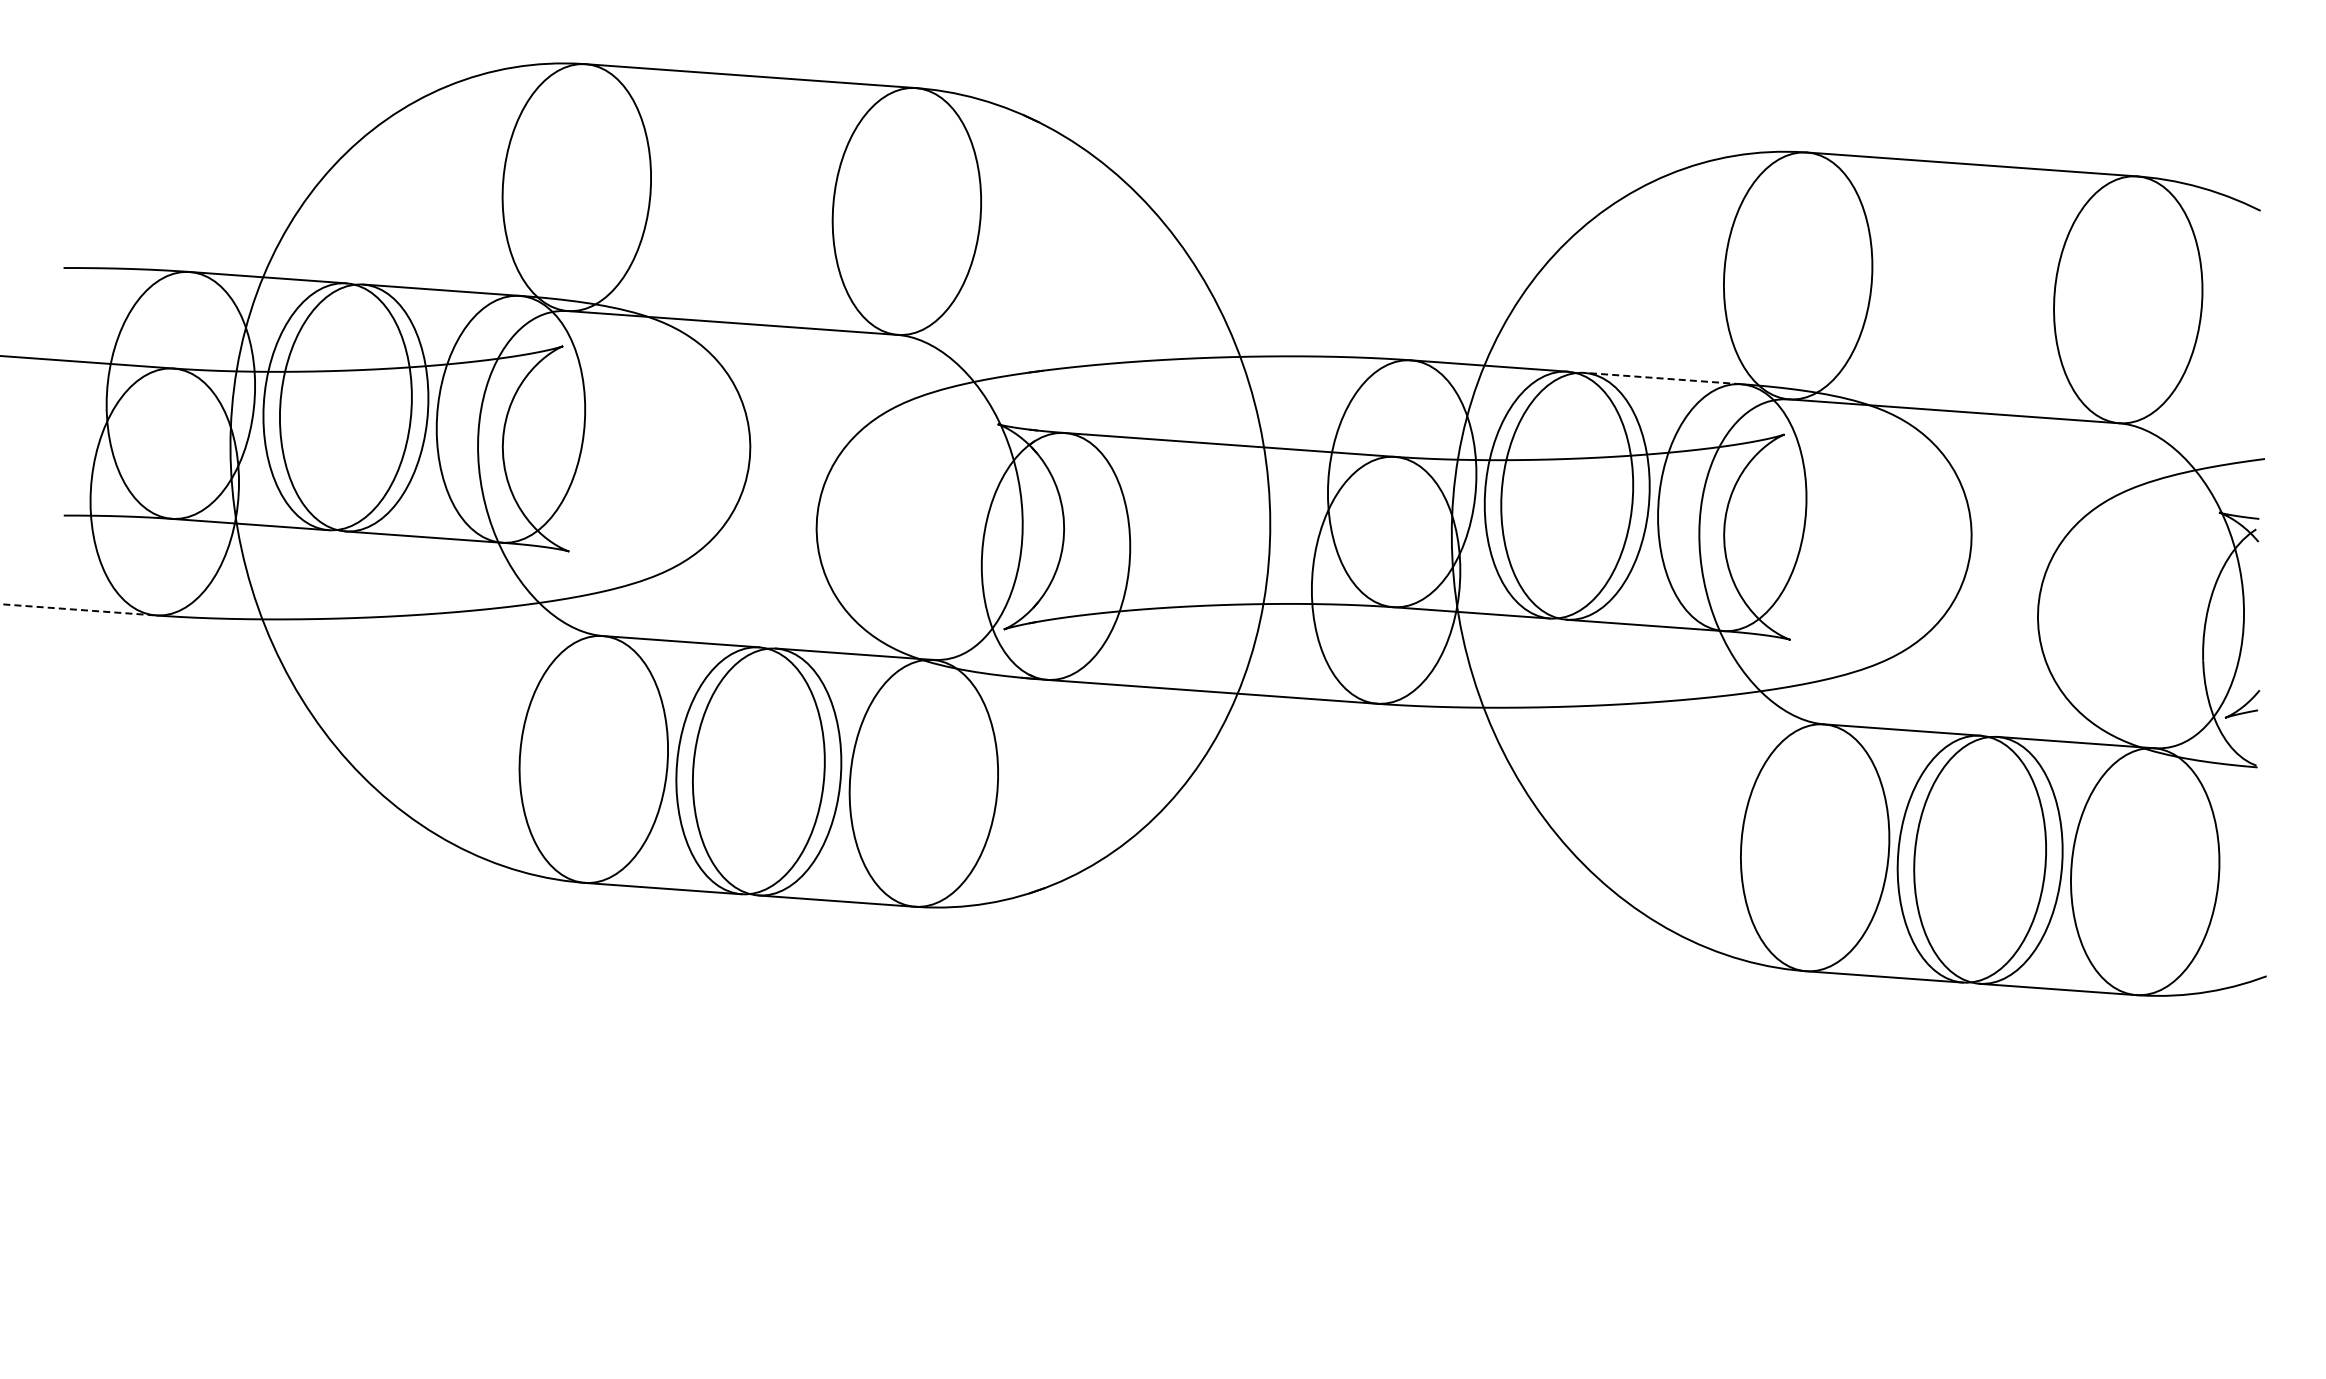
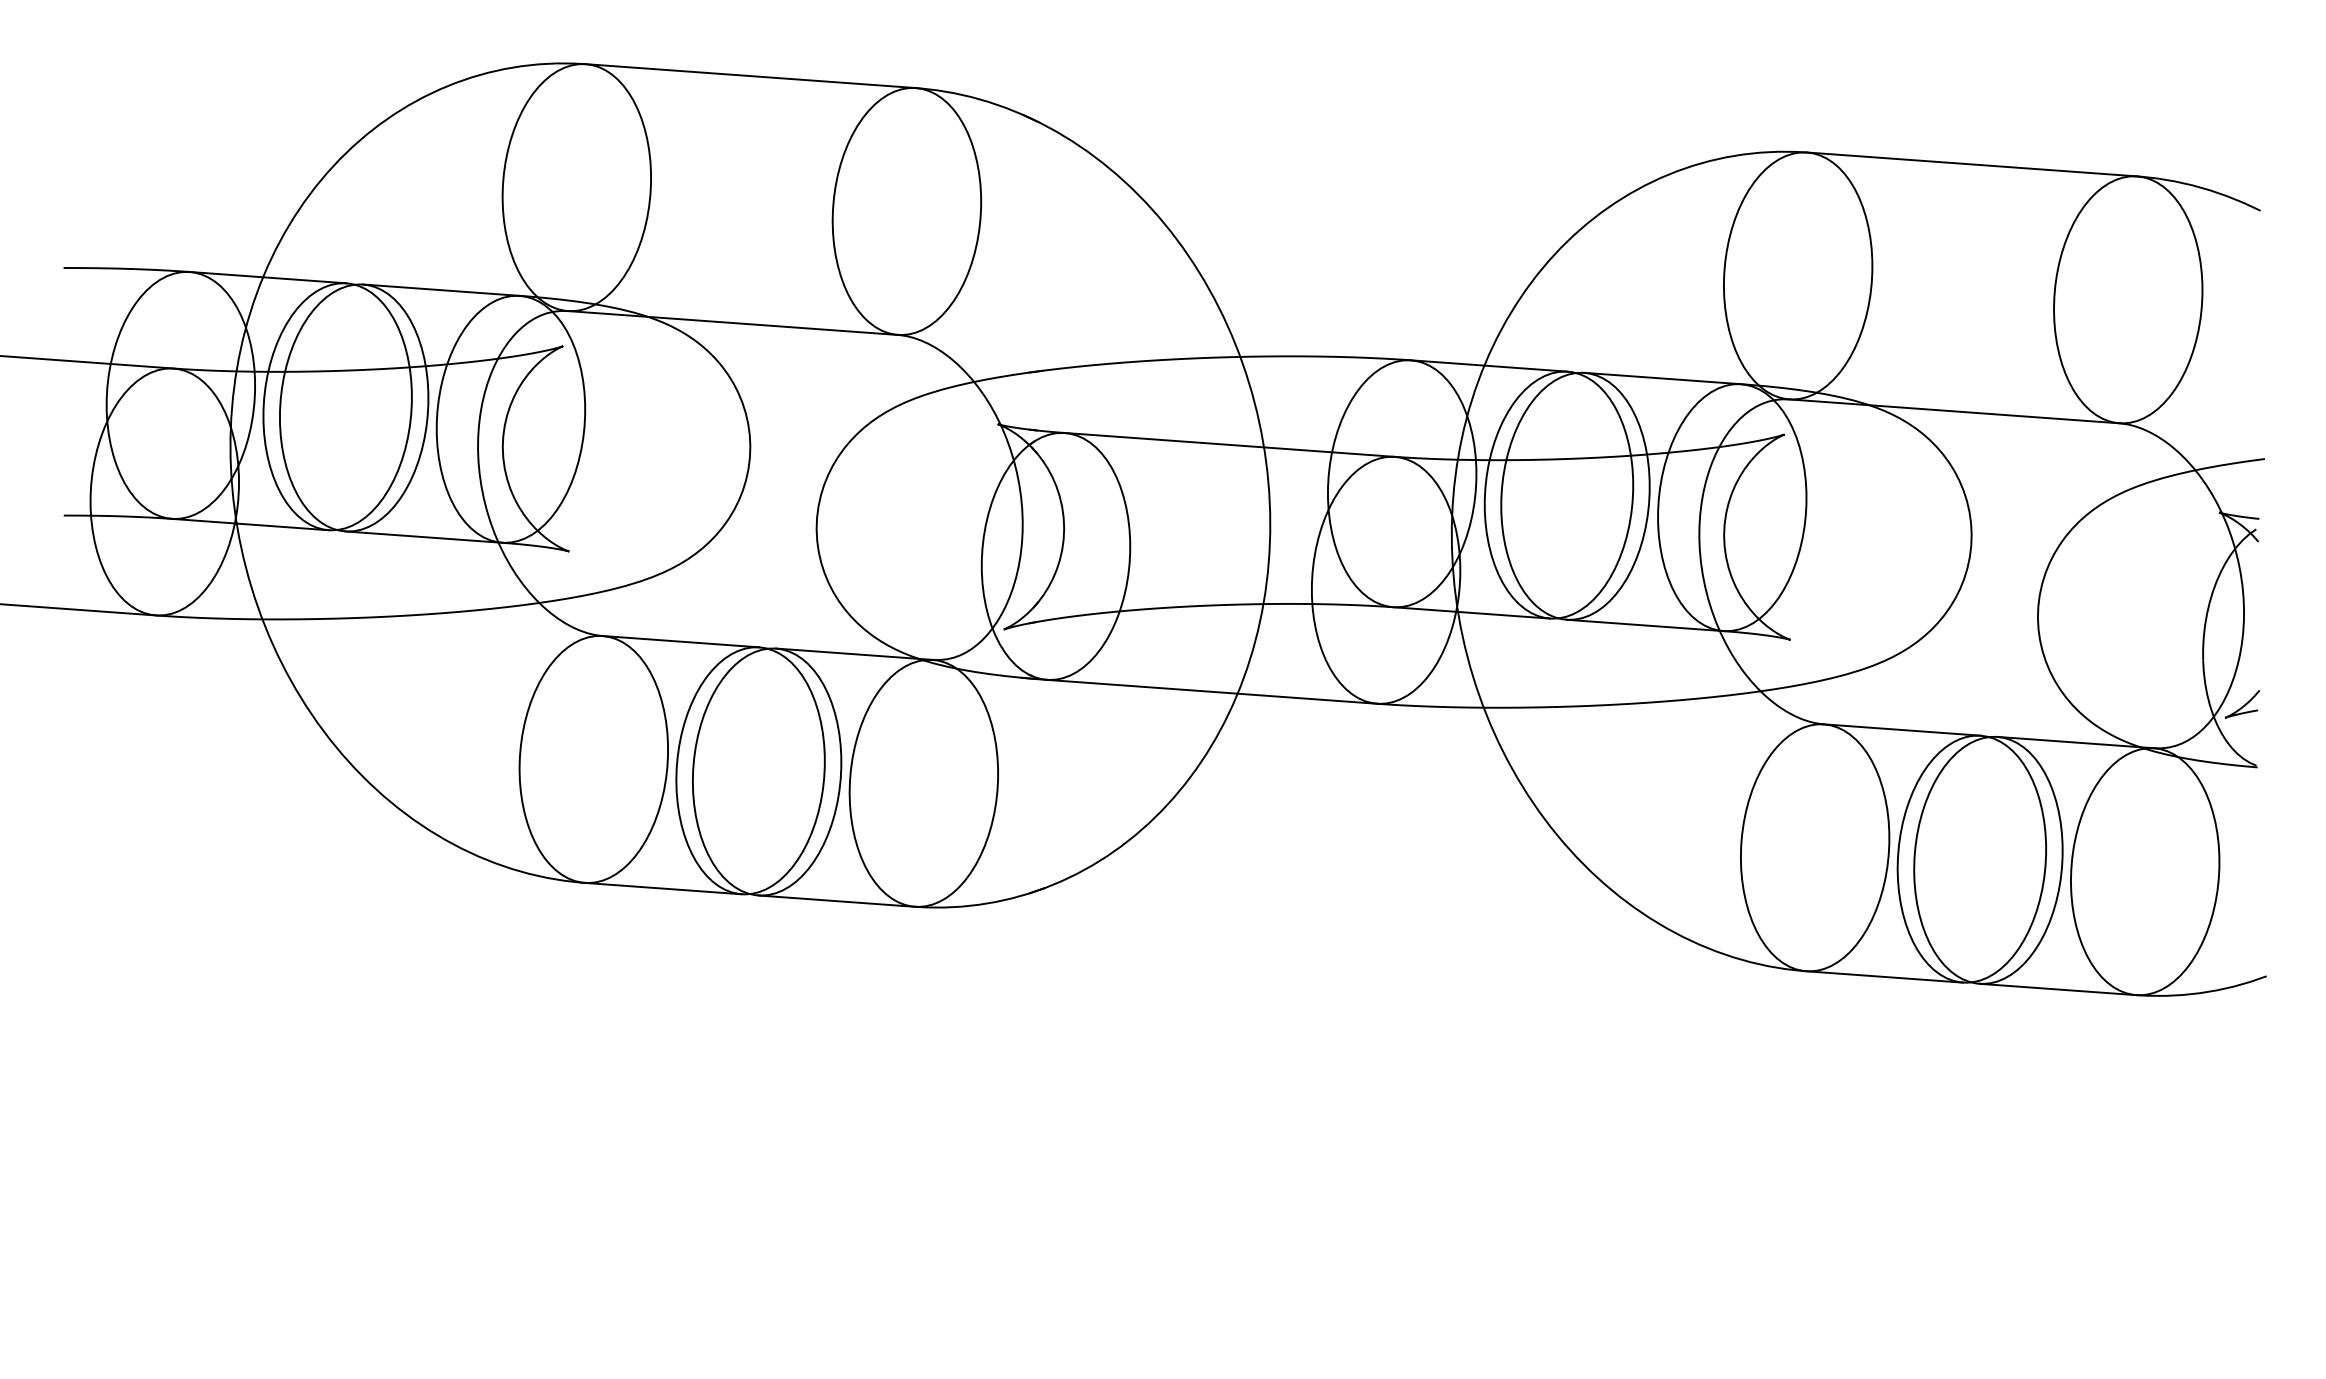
line: dashed -> solid (1662, 378)
line: dashed -> solid (78, 609)
